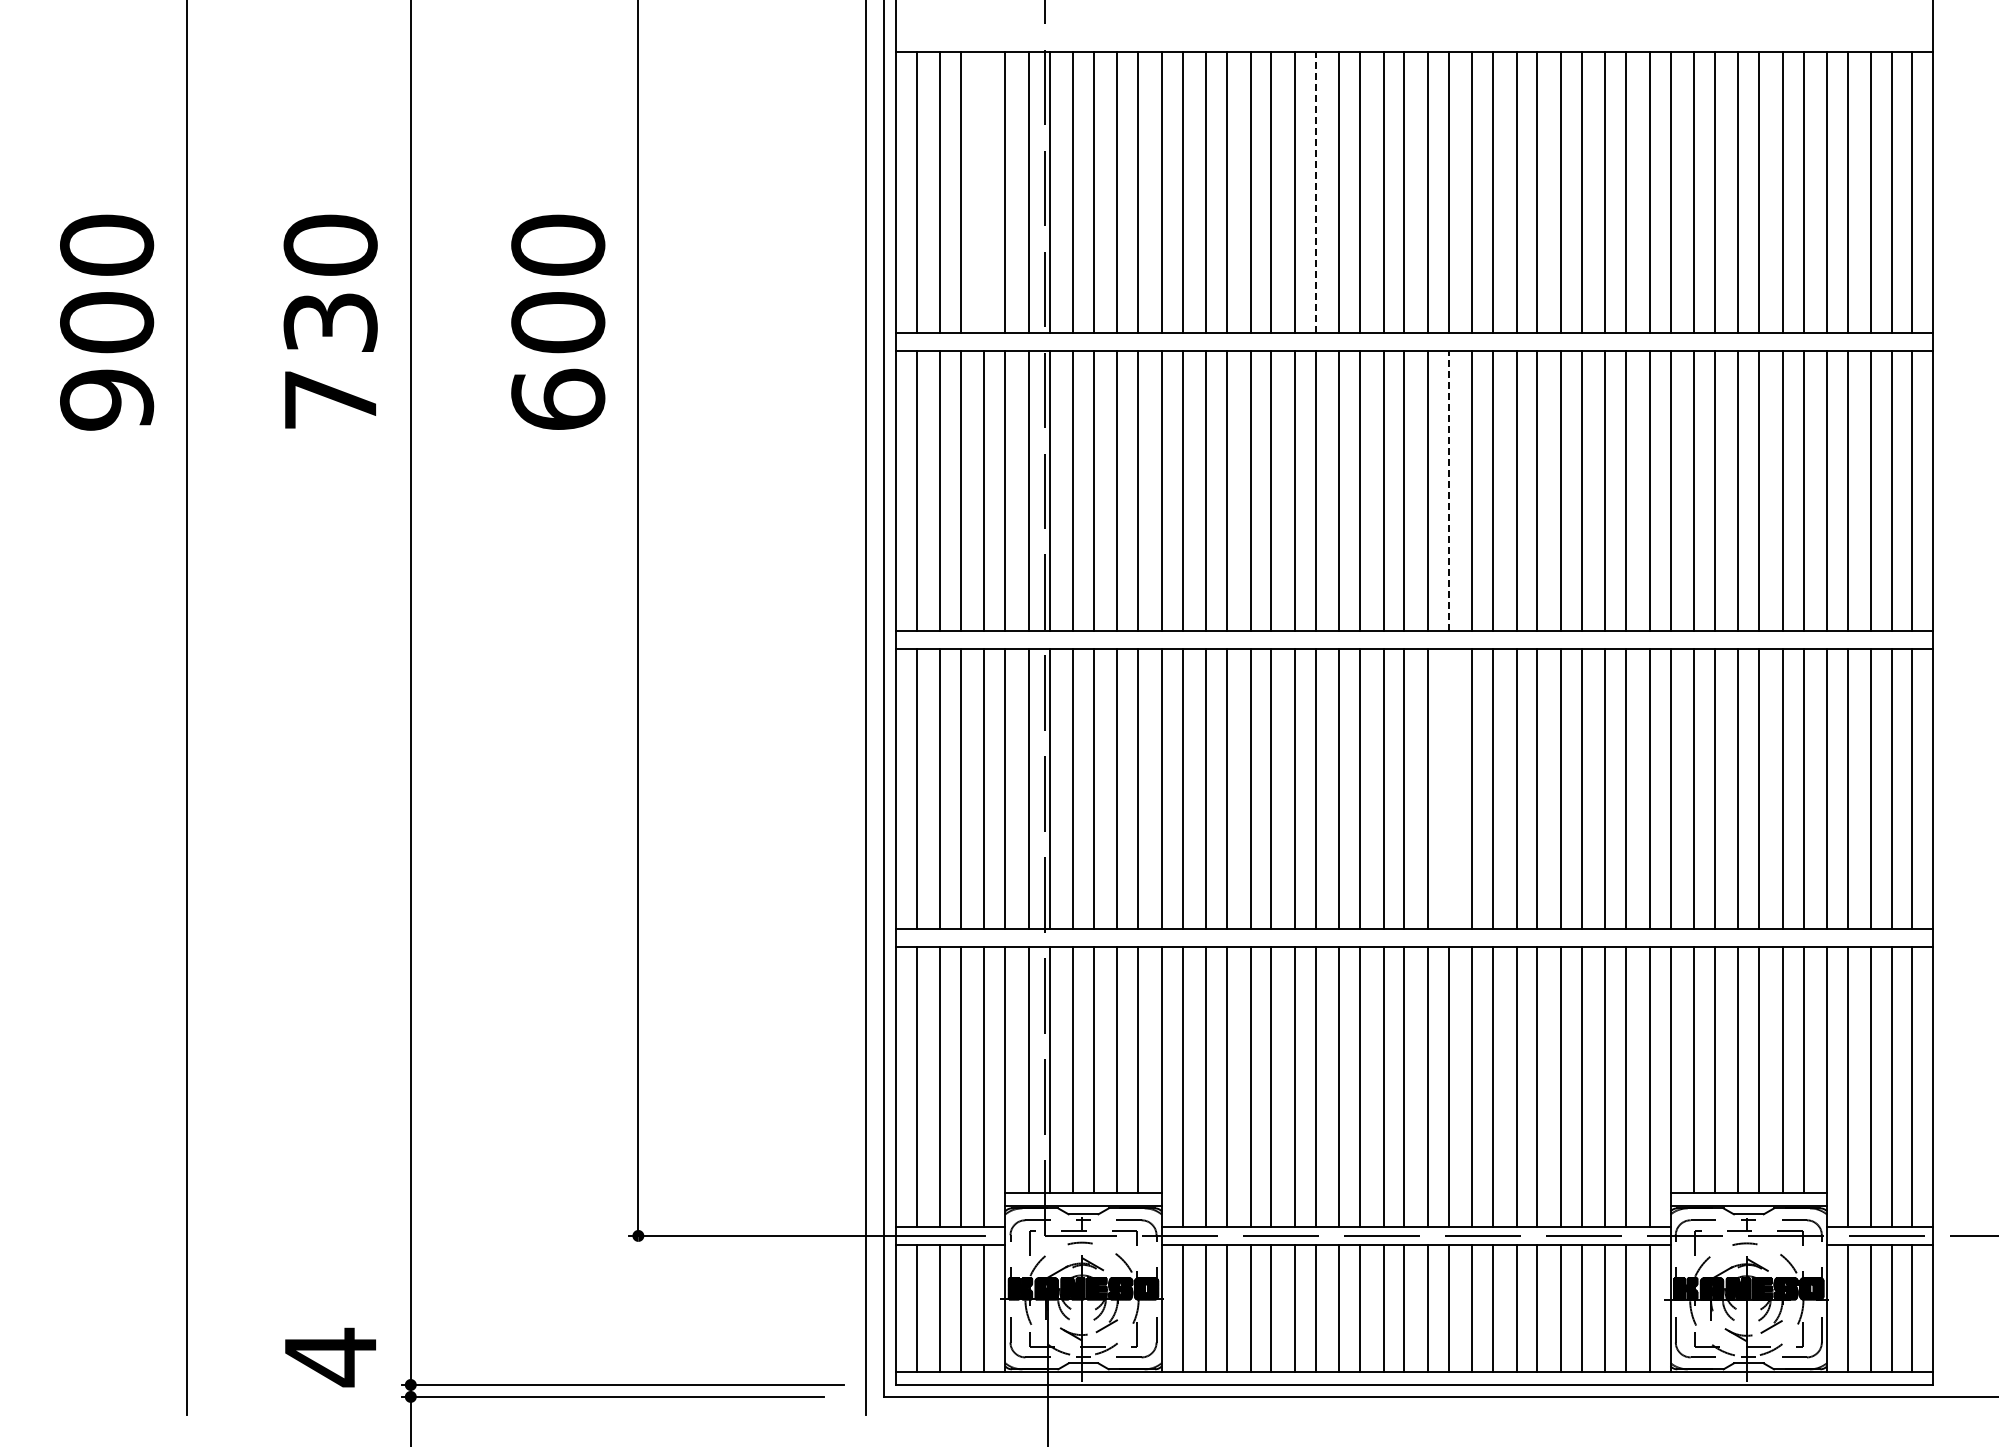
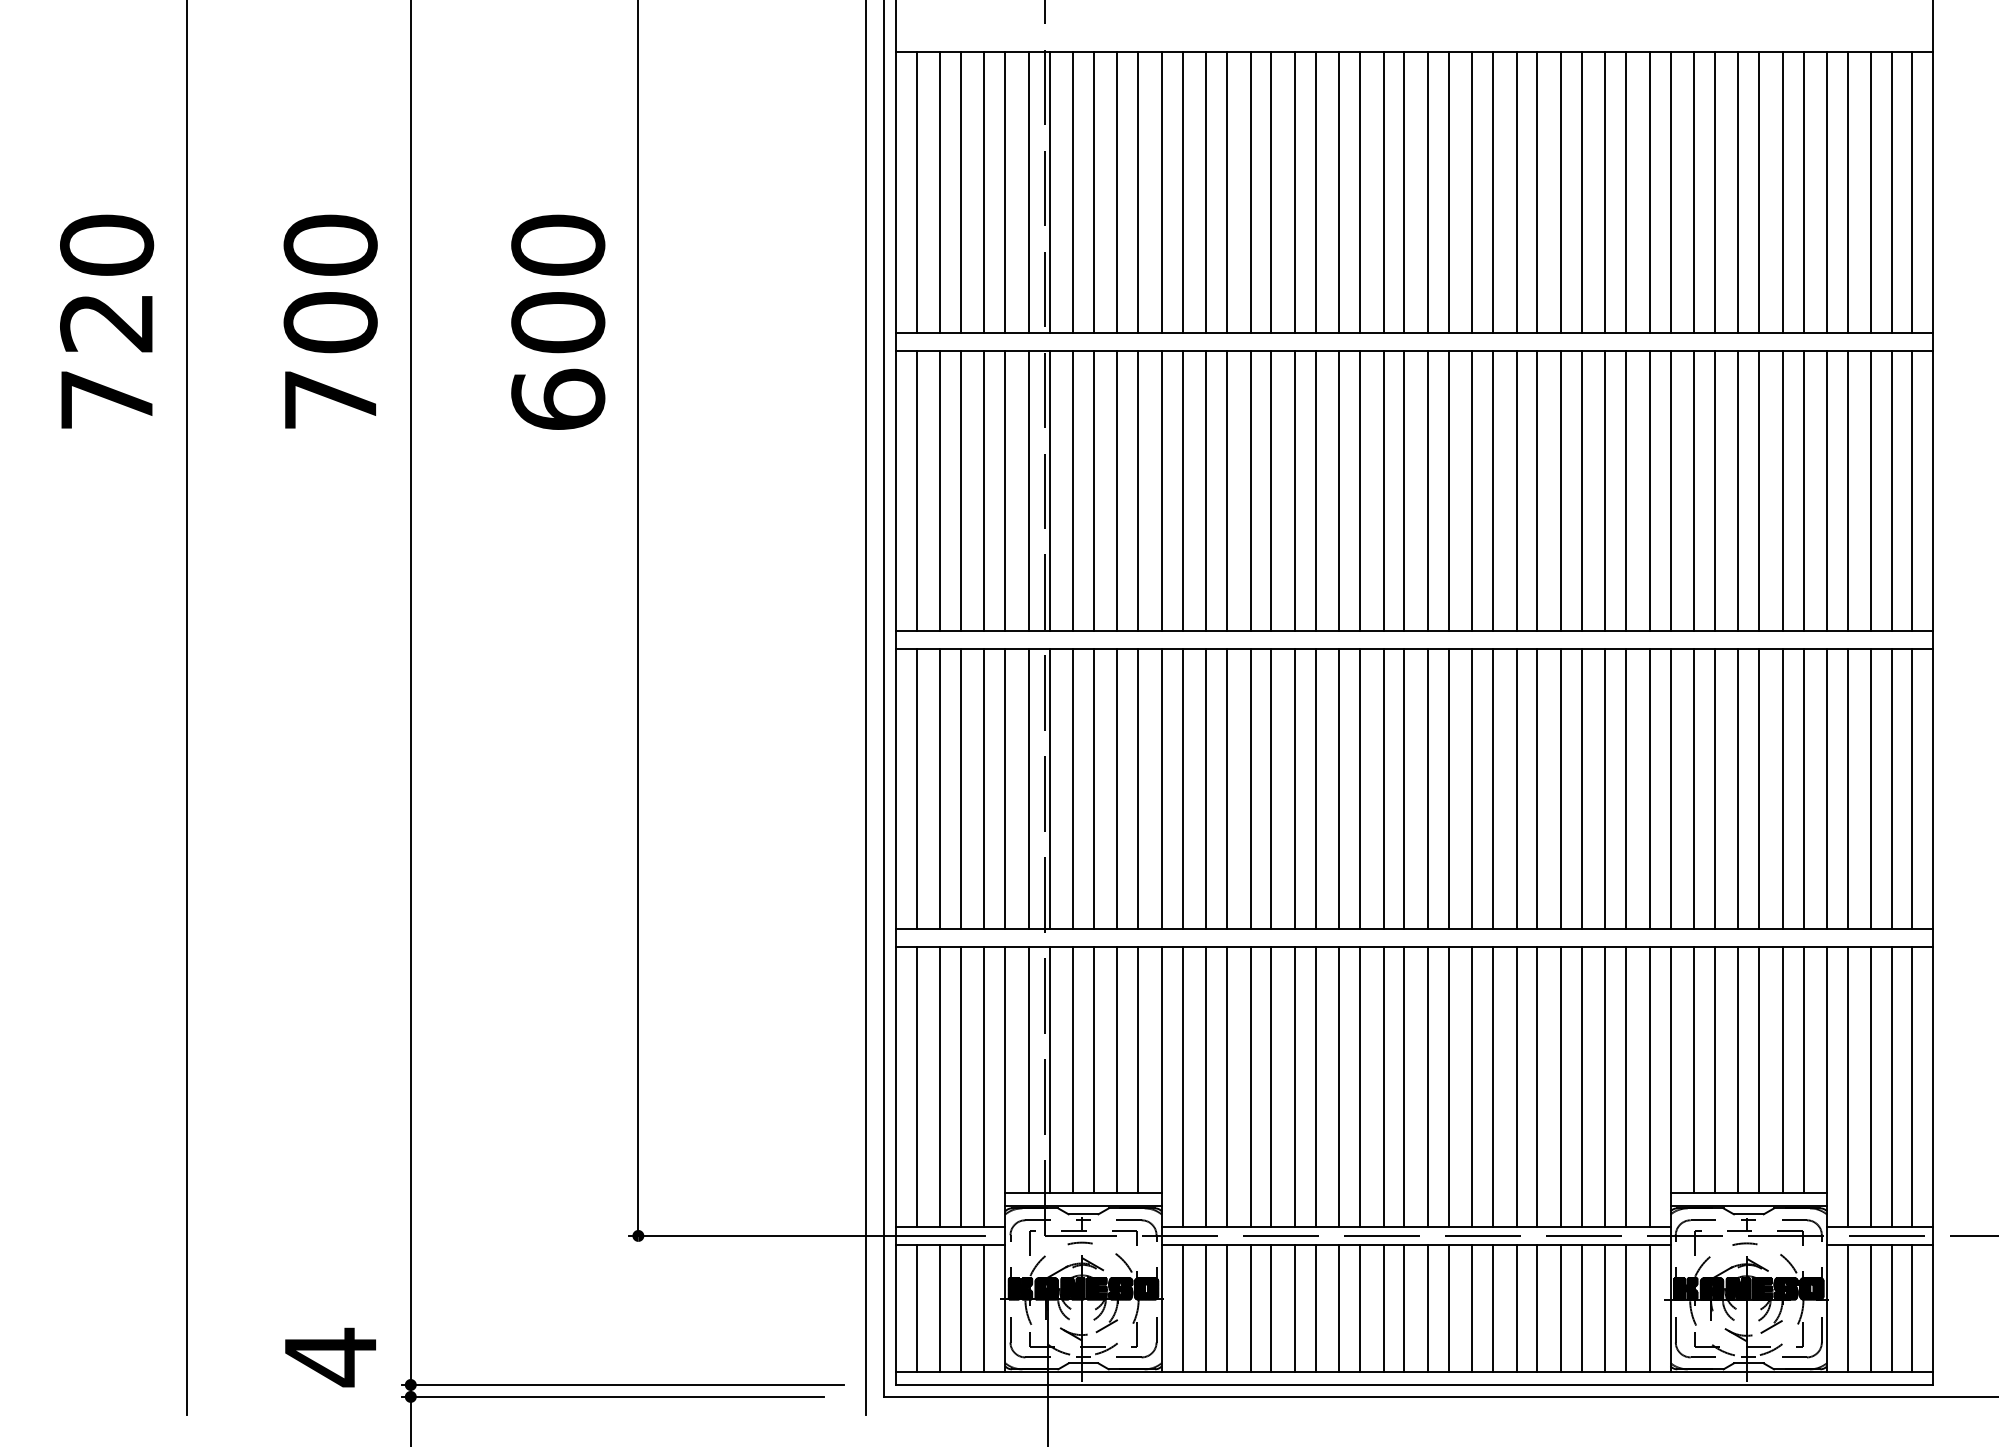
line: none -> present (984, 192)
line: dashed -> solid (1315, 192)
text: 730 -> 700 (330, 322)
text: 900 -> 720 (107, 361)
line: dashed -> solid (1448, 490)
line: none -> present (1448, 788)
